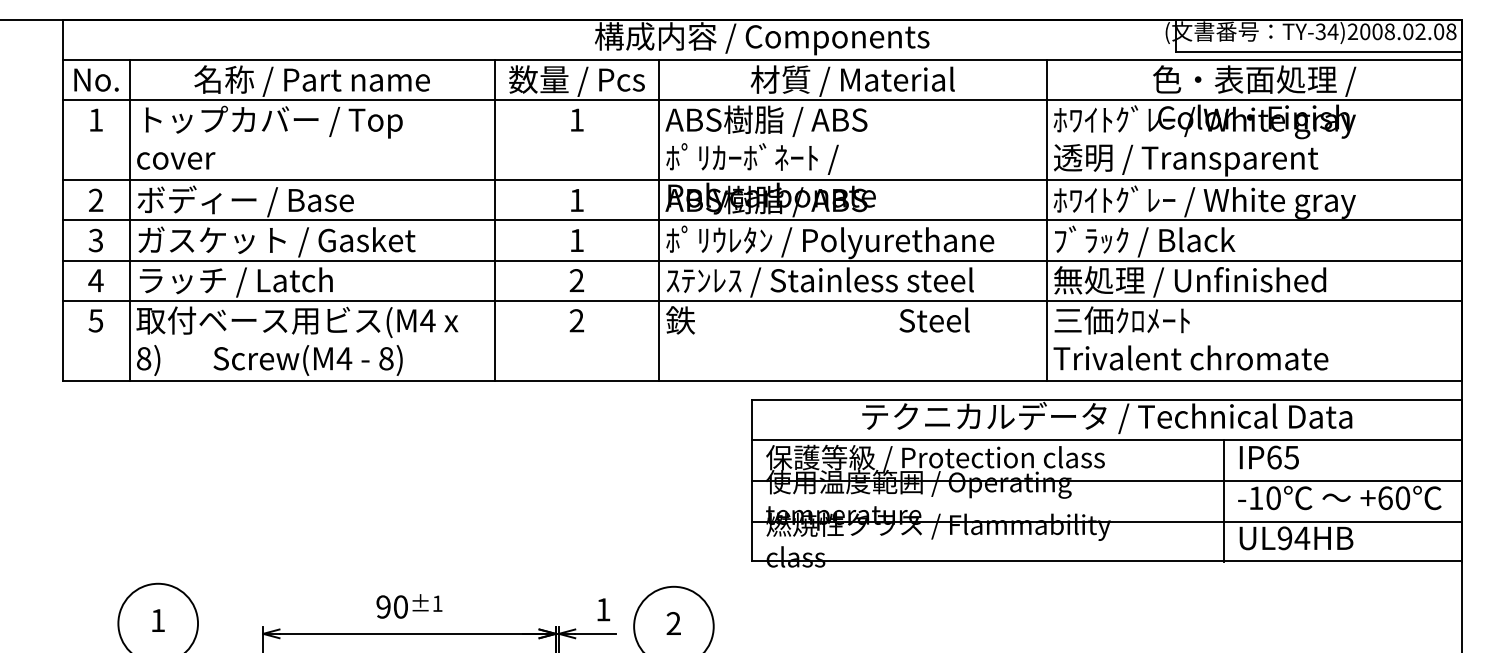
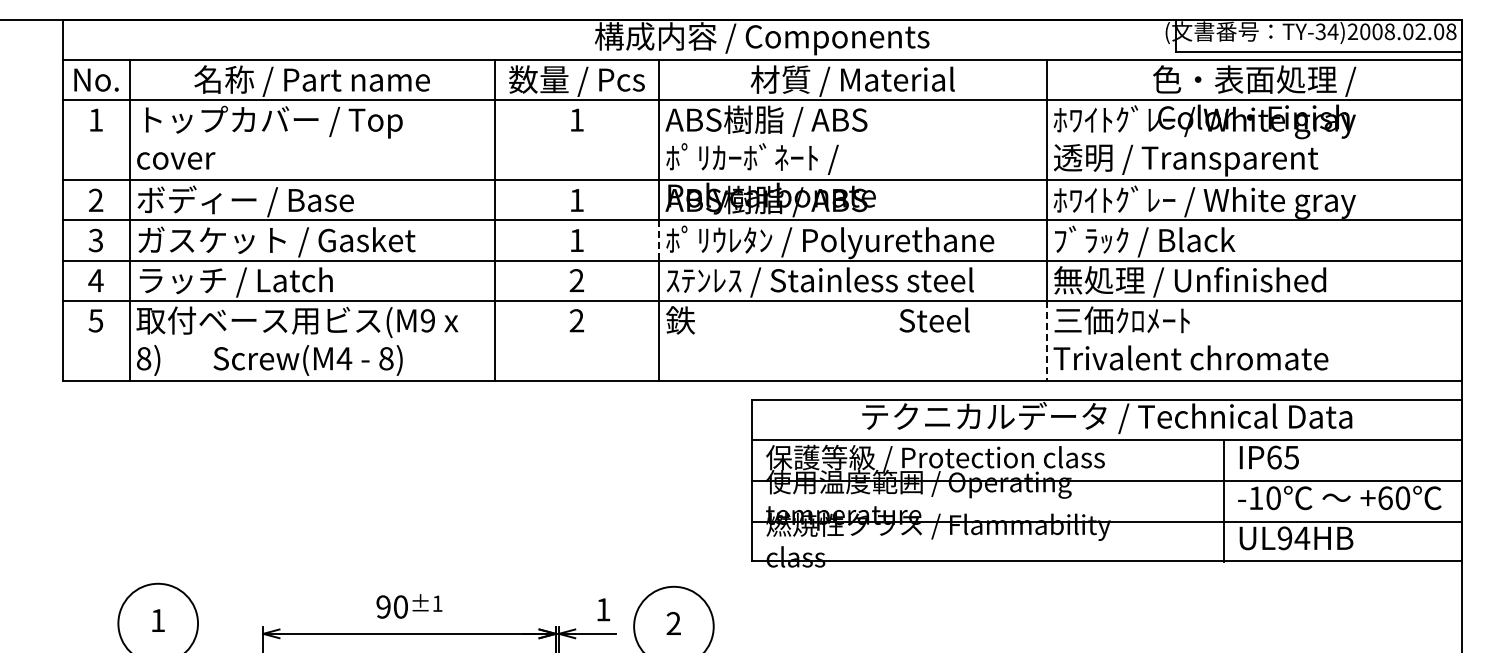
line: solid -> dashed (659, 240)
text: (M4 -> (M9 (427, 320)
line: solid -> dashed (1046, 341)
